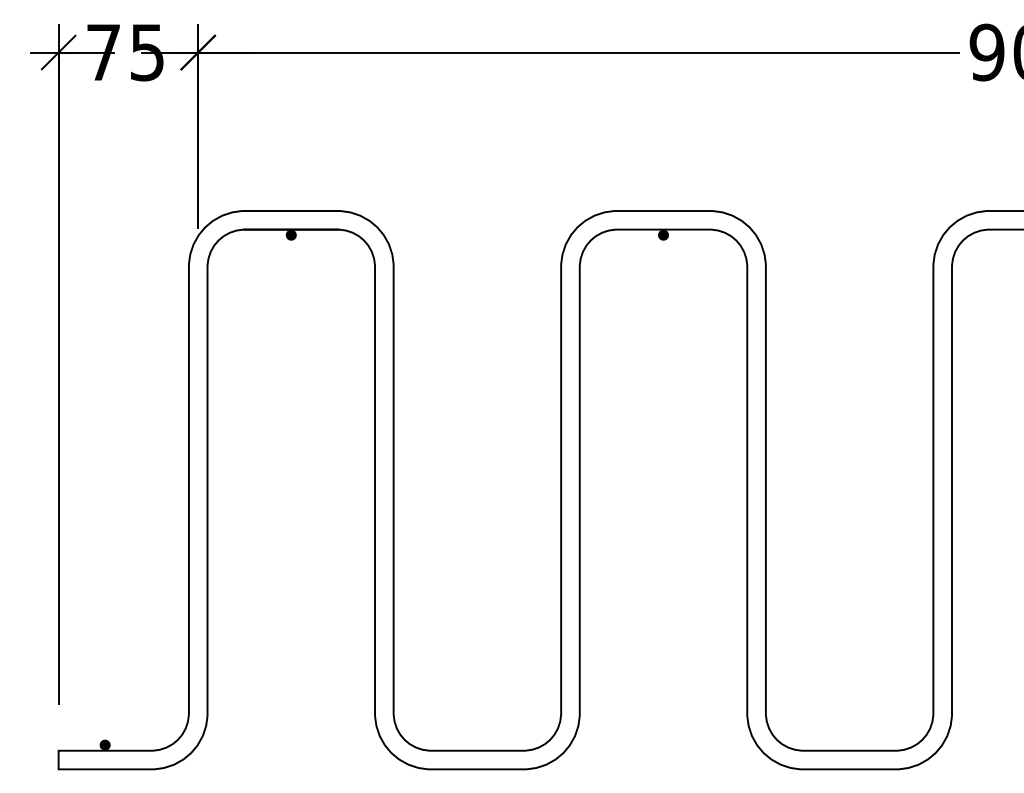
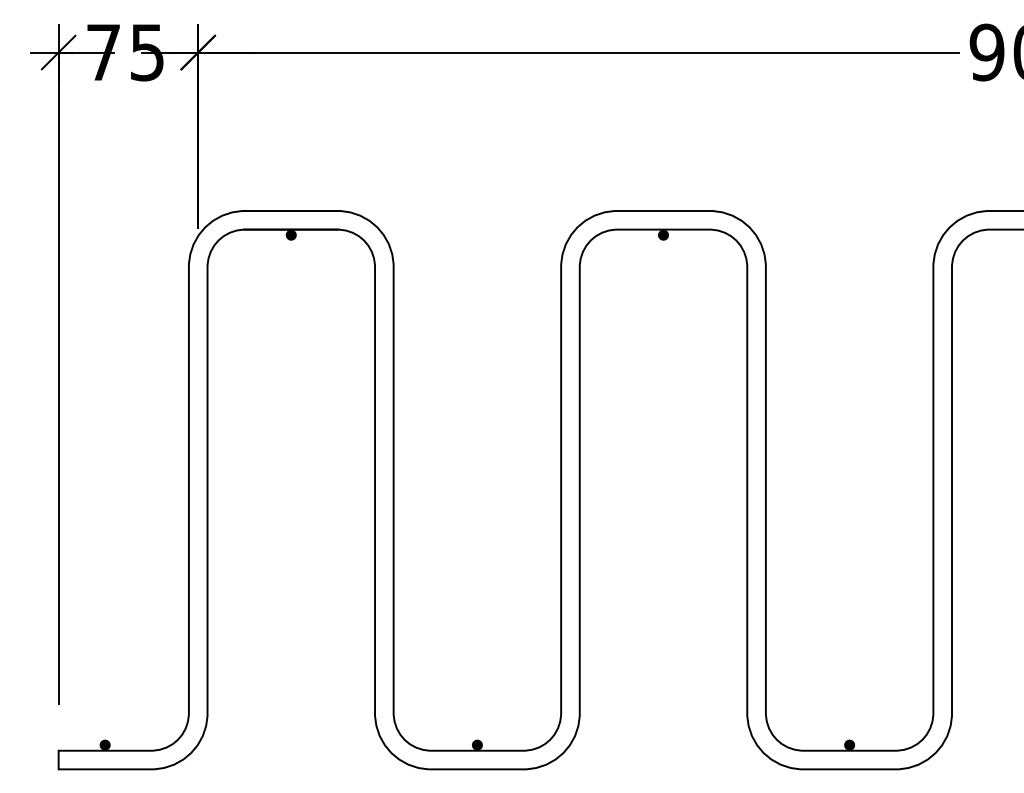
fill: none -> present (476, 744)
fill: none -> present (849, 744)
